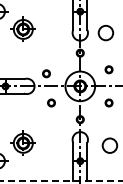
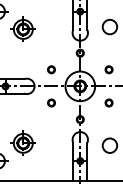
circle position: (105, 33) -> (109, 27) (109, 27)
part position: (46, 73) -> (51, 69) (51, 69)
line: dashed -> solid (61, 180)
